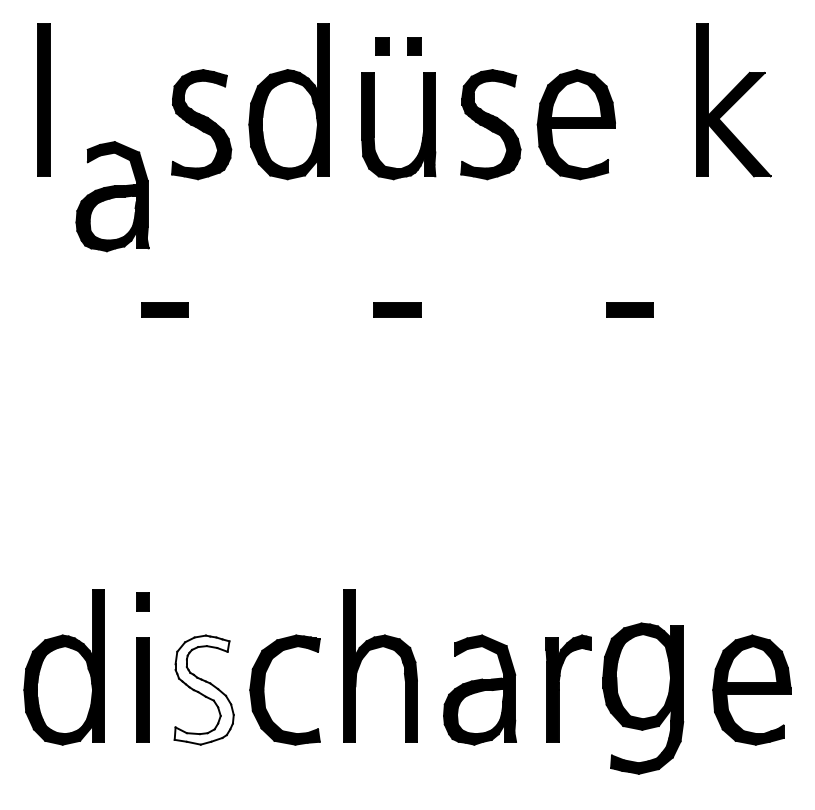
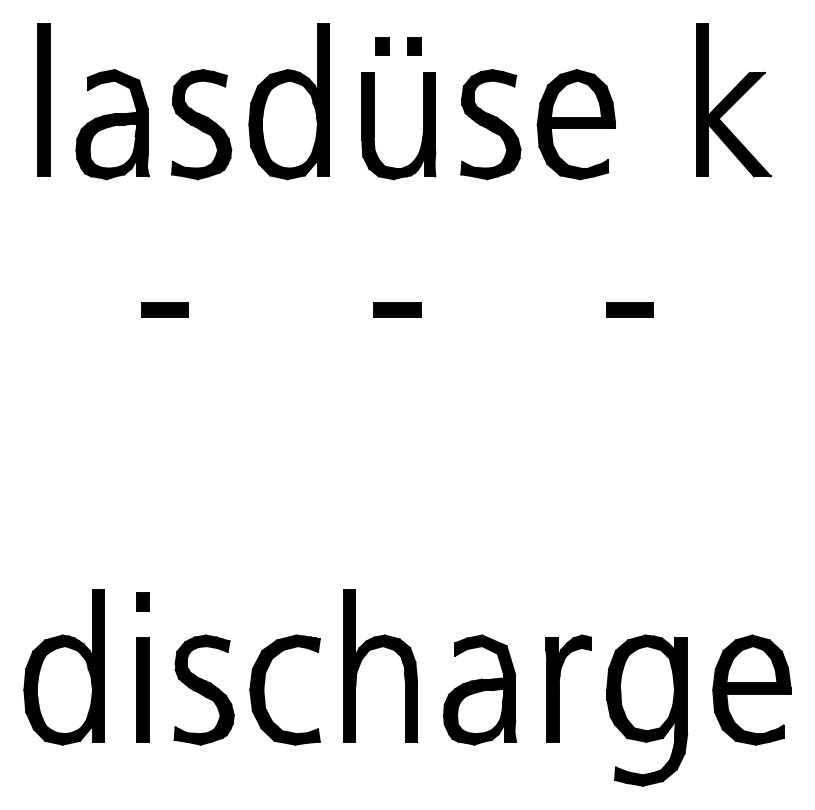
part position: (112, 196) -> (112, 124) (112, 124)
fill: none -> present (203, 689)
part position: (643, 698) -> (647, 710) (647, 710)
